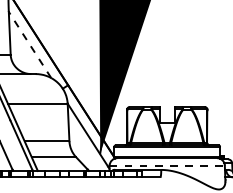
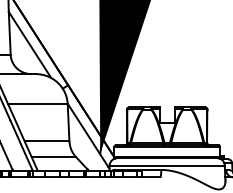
line: dashed -> solid (29, 44)
line: dashed -> solid (167, 165)
